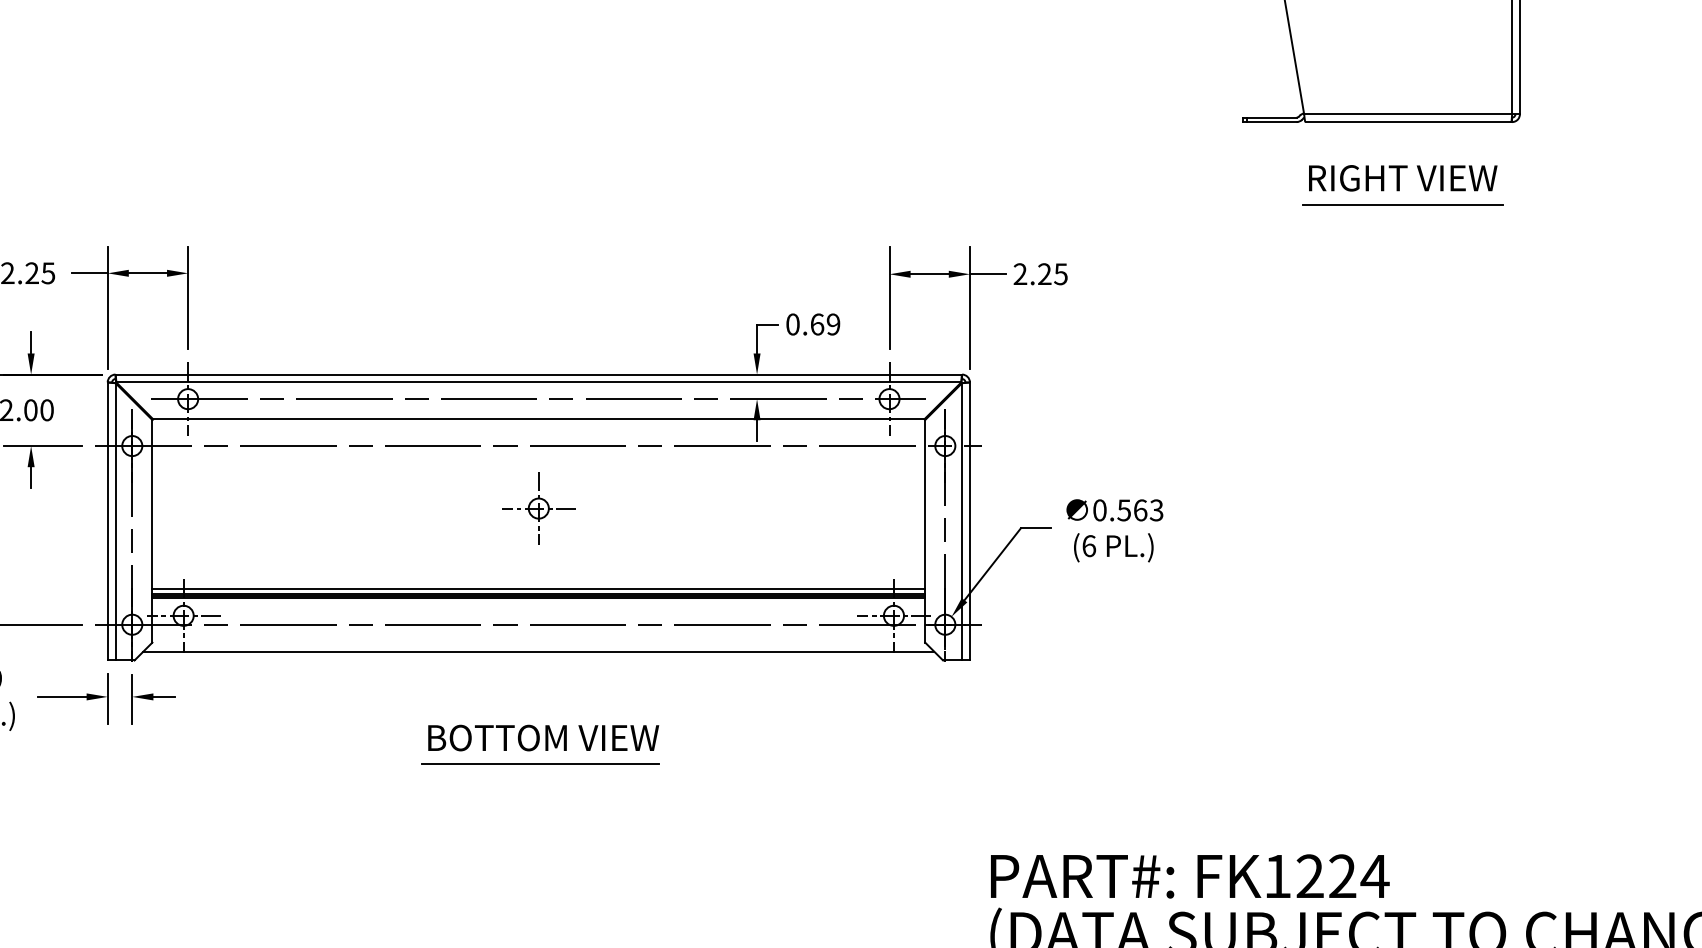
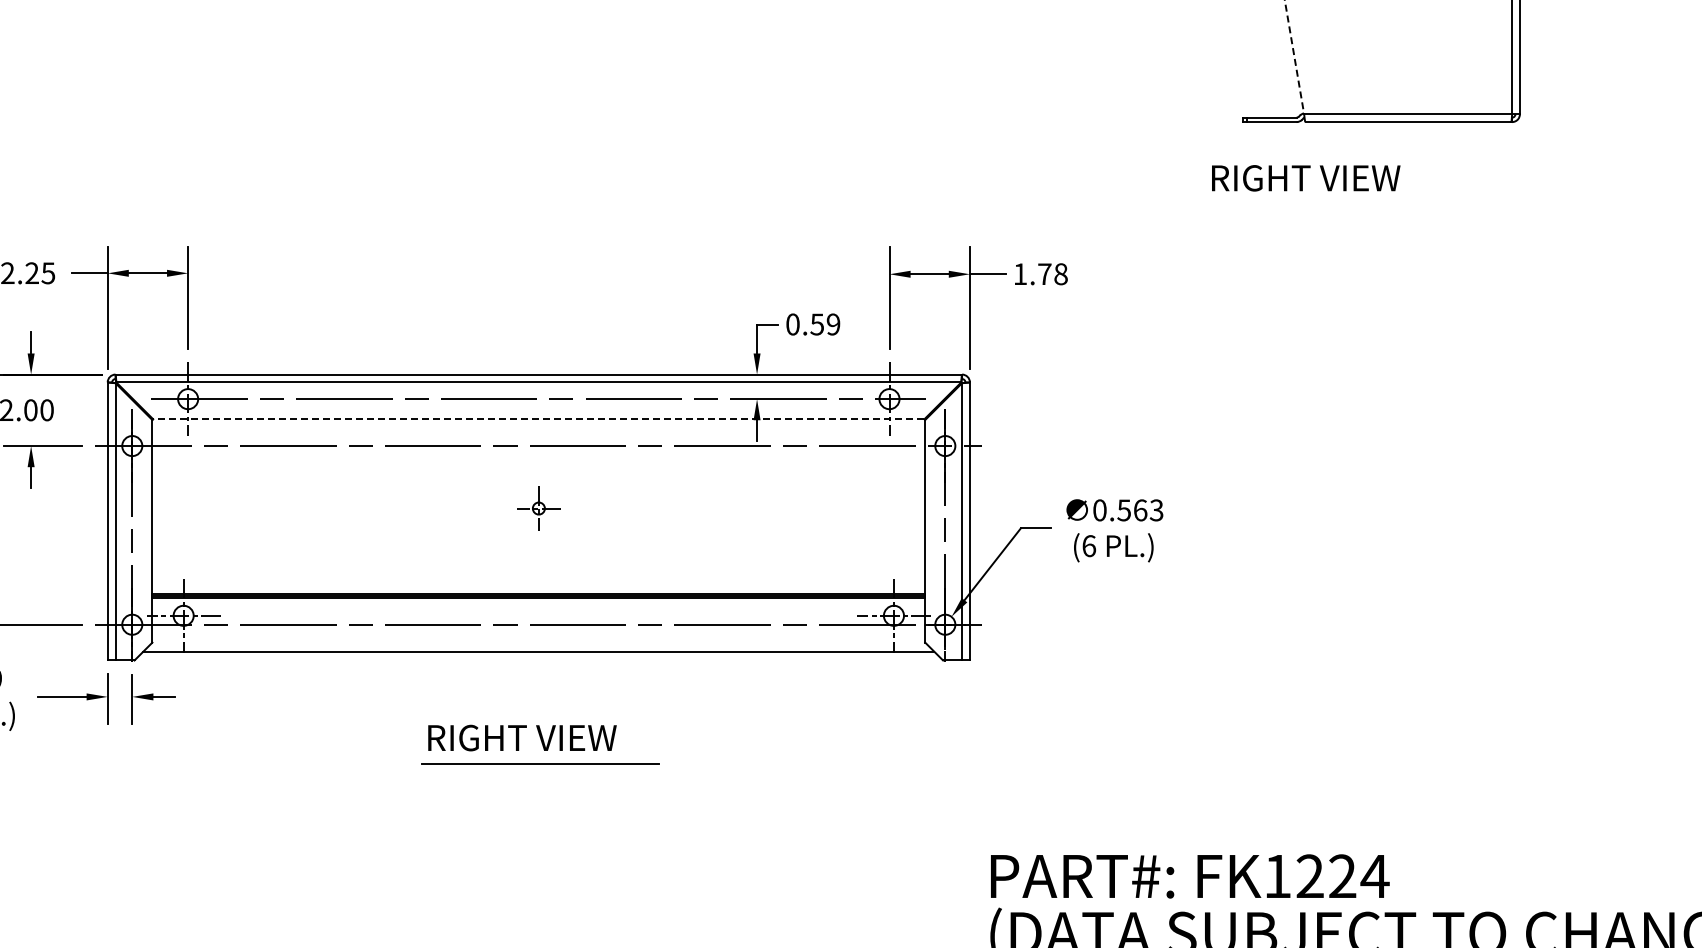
line: solid -> dashed (1294, 57)
text position: (1403, 178) -> (1306, 178) (1306, 178)
line: present -> none (1402, 204)
text: 2.25 -> 1.78 (1040, 274)
text: 0.69 -> 0.59 (817, 324)
line: solid -> dashed (538, 419)
part size: 74x73 px -> 44x45 px (538, 508)
line: present -> none (538, 588)
text: BOTTOM VIEW -> RIGHT VIEW (545, 737)
